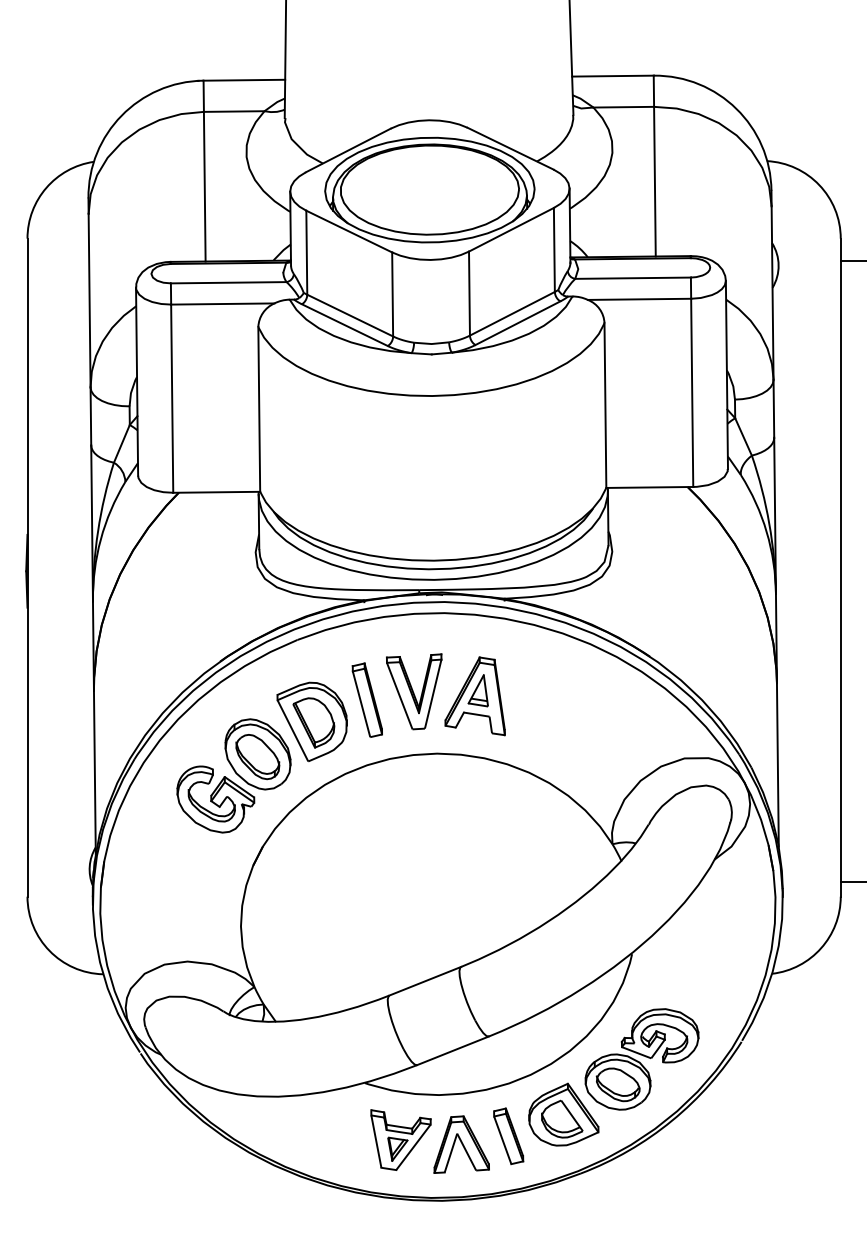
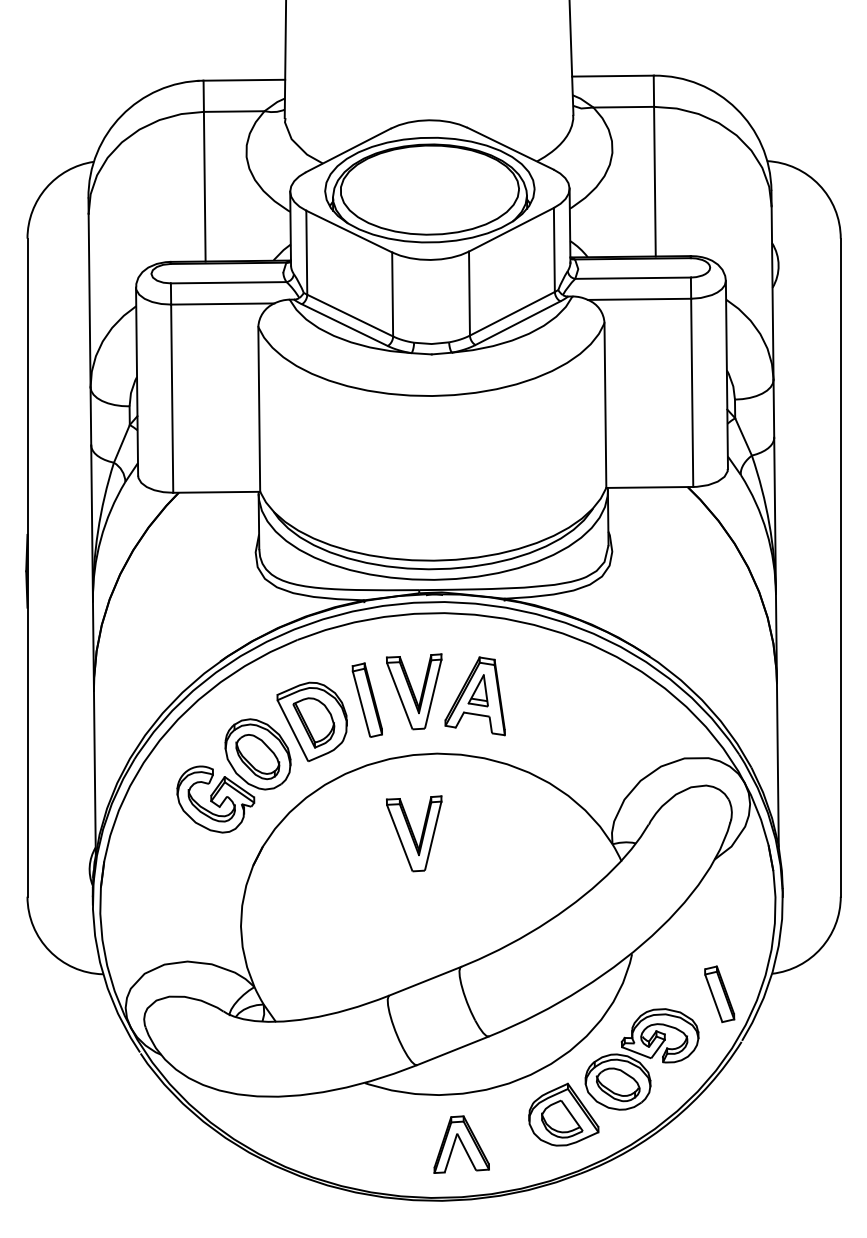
line: present -> none (851, 260)
part: none -> present (414, 833)
line: present -> none (851, 881)
part position: (508, 1135) -> (719, 993) (719, 993)
part: present -> none (400, 1139)
